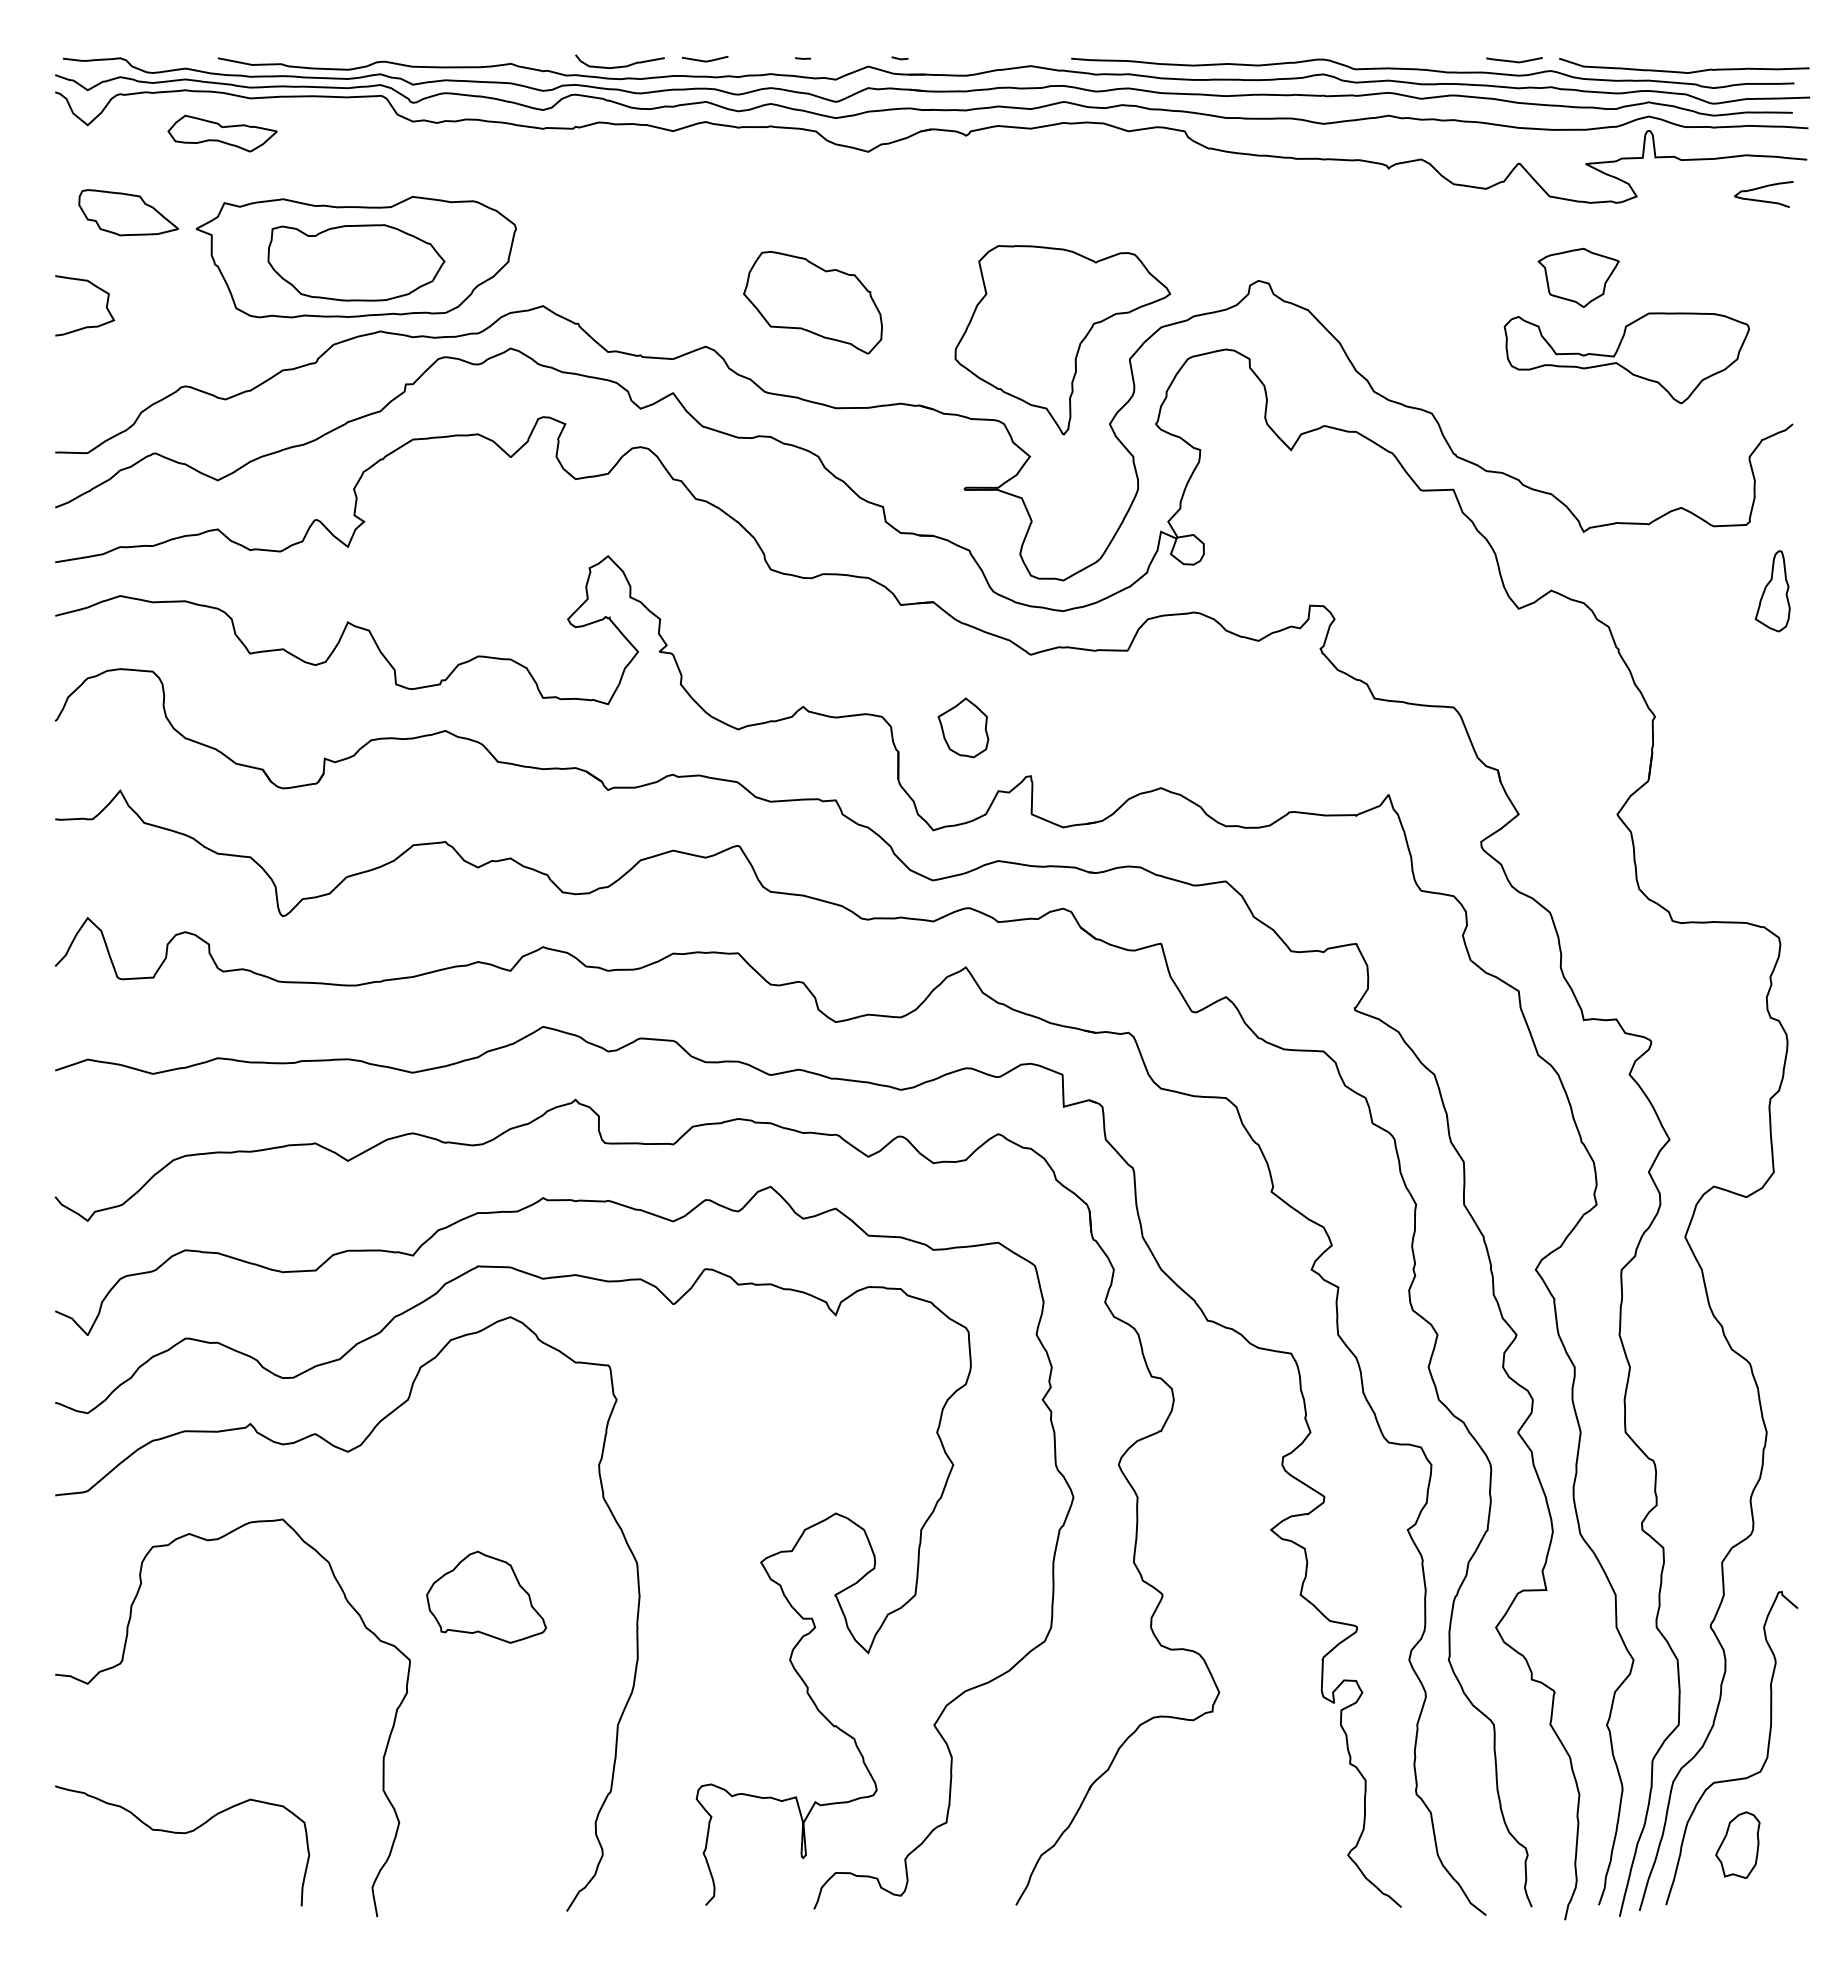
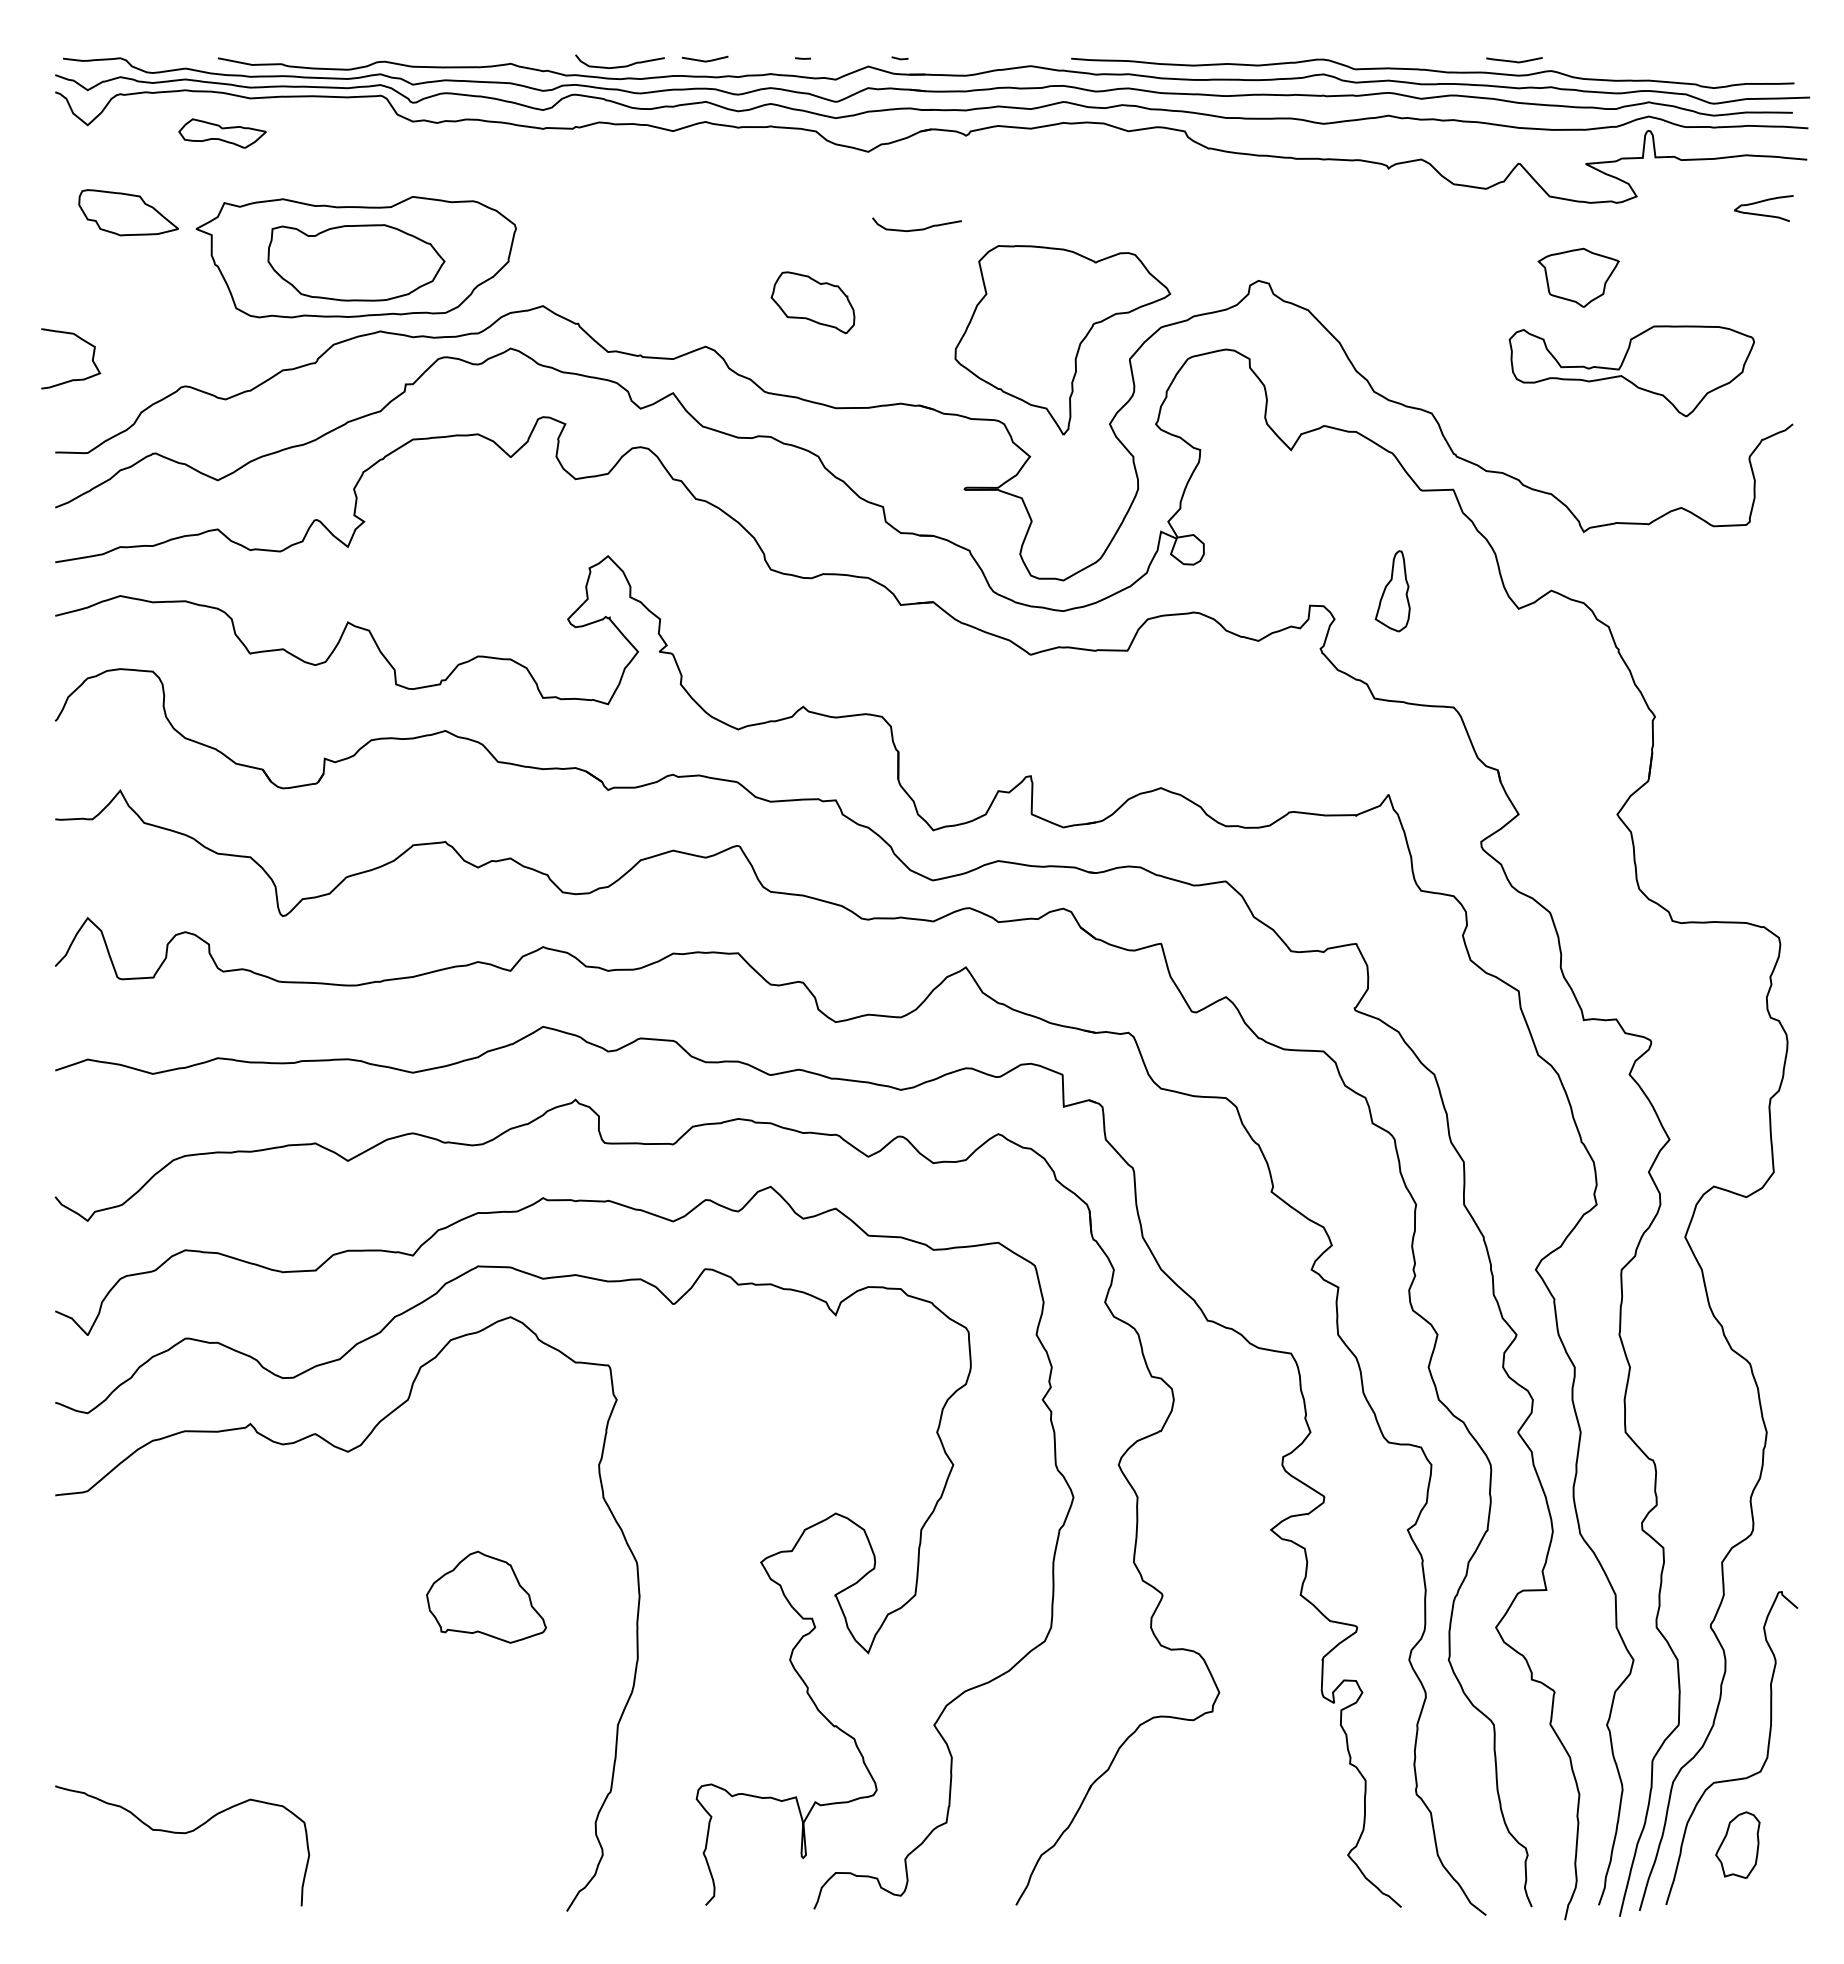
curve: present -> none (1684, 71)
part size: 111x39 px -> 89x31 px (222, 133)
curve position: (1763, 200) -> (1763, 214) (1763, 214)
curve: none -> present (919, 228)
part size: 140x104 px -> 86x64 px (812, 302)
curve position: (105, 307) -> (91, 360) (91, 360)
part position: (1626, 358) -> (1631, 371) (1631, 371)
part position: (1772, 591) -> (1392, 591) (1392, 591)
part: present -> none (963, 727)
curve: present -> none (122, 1662)
